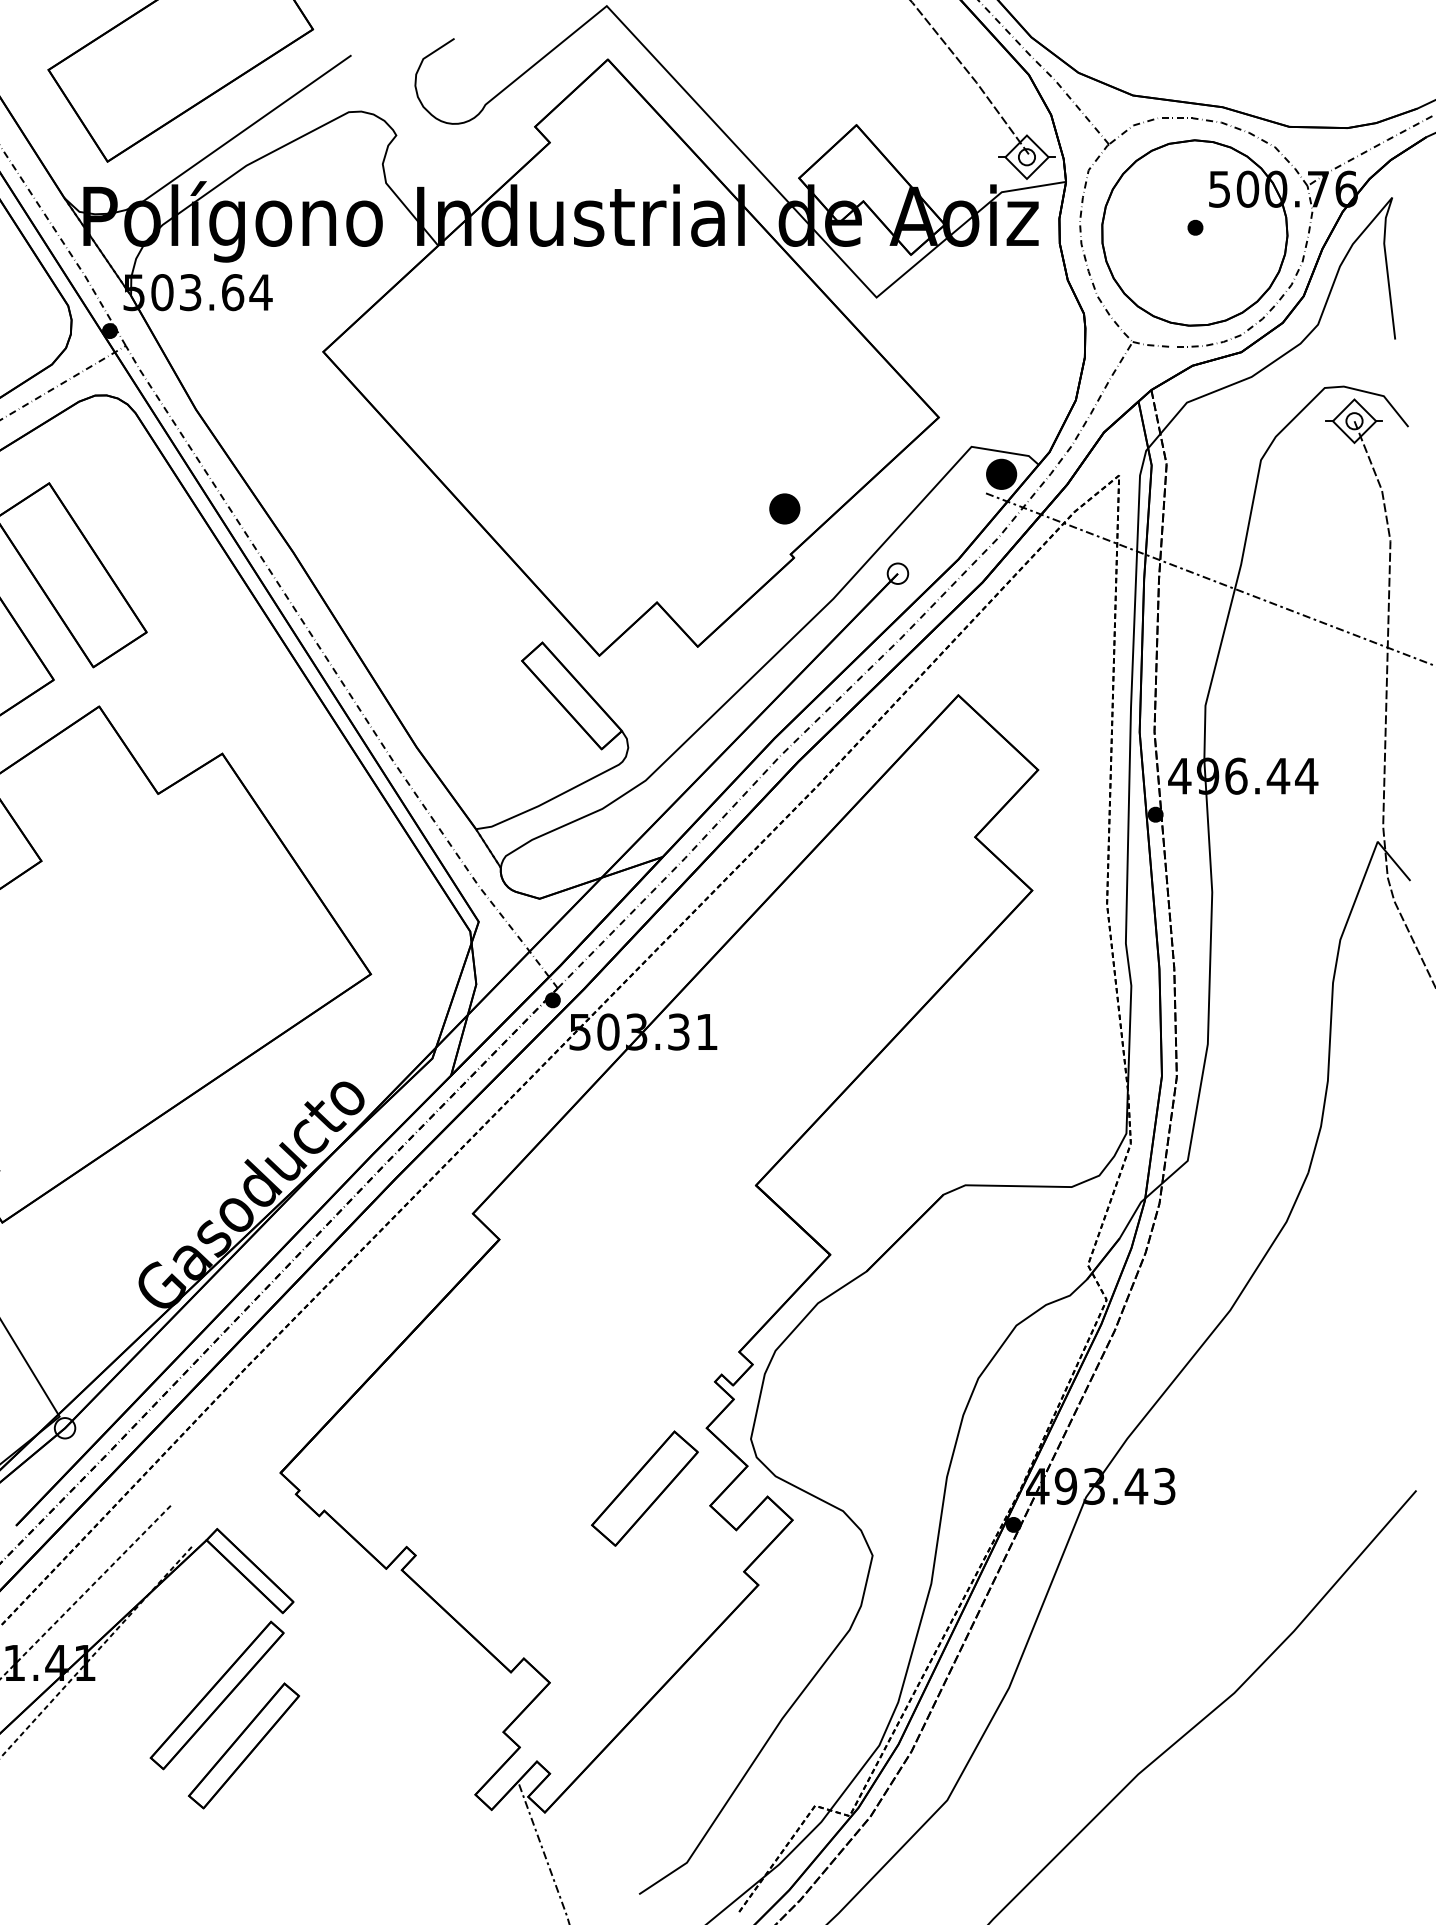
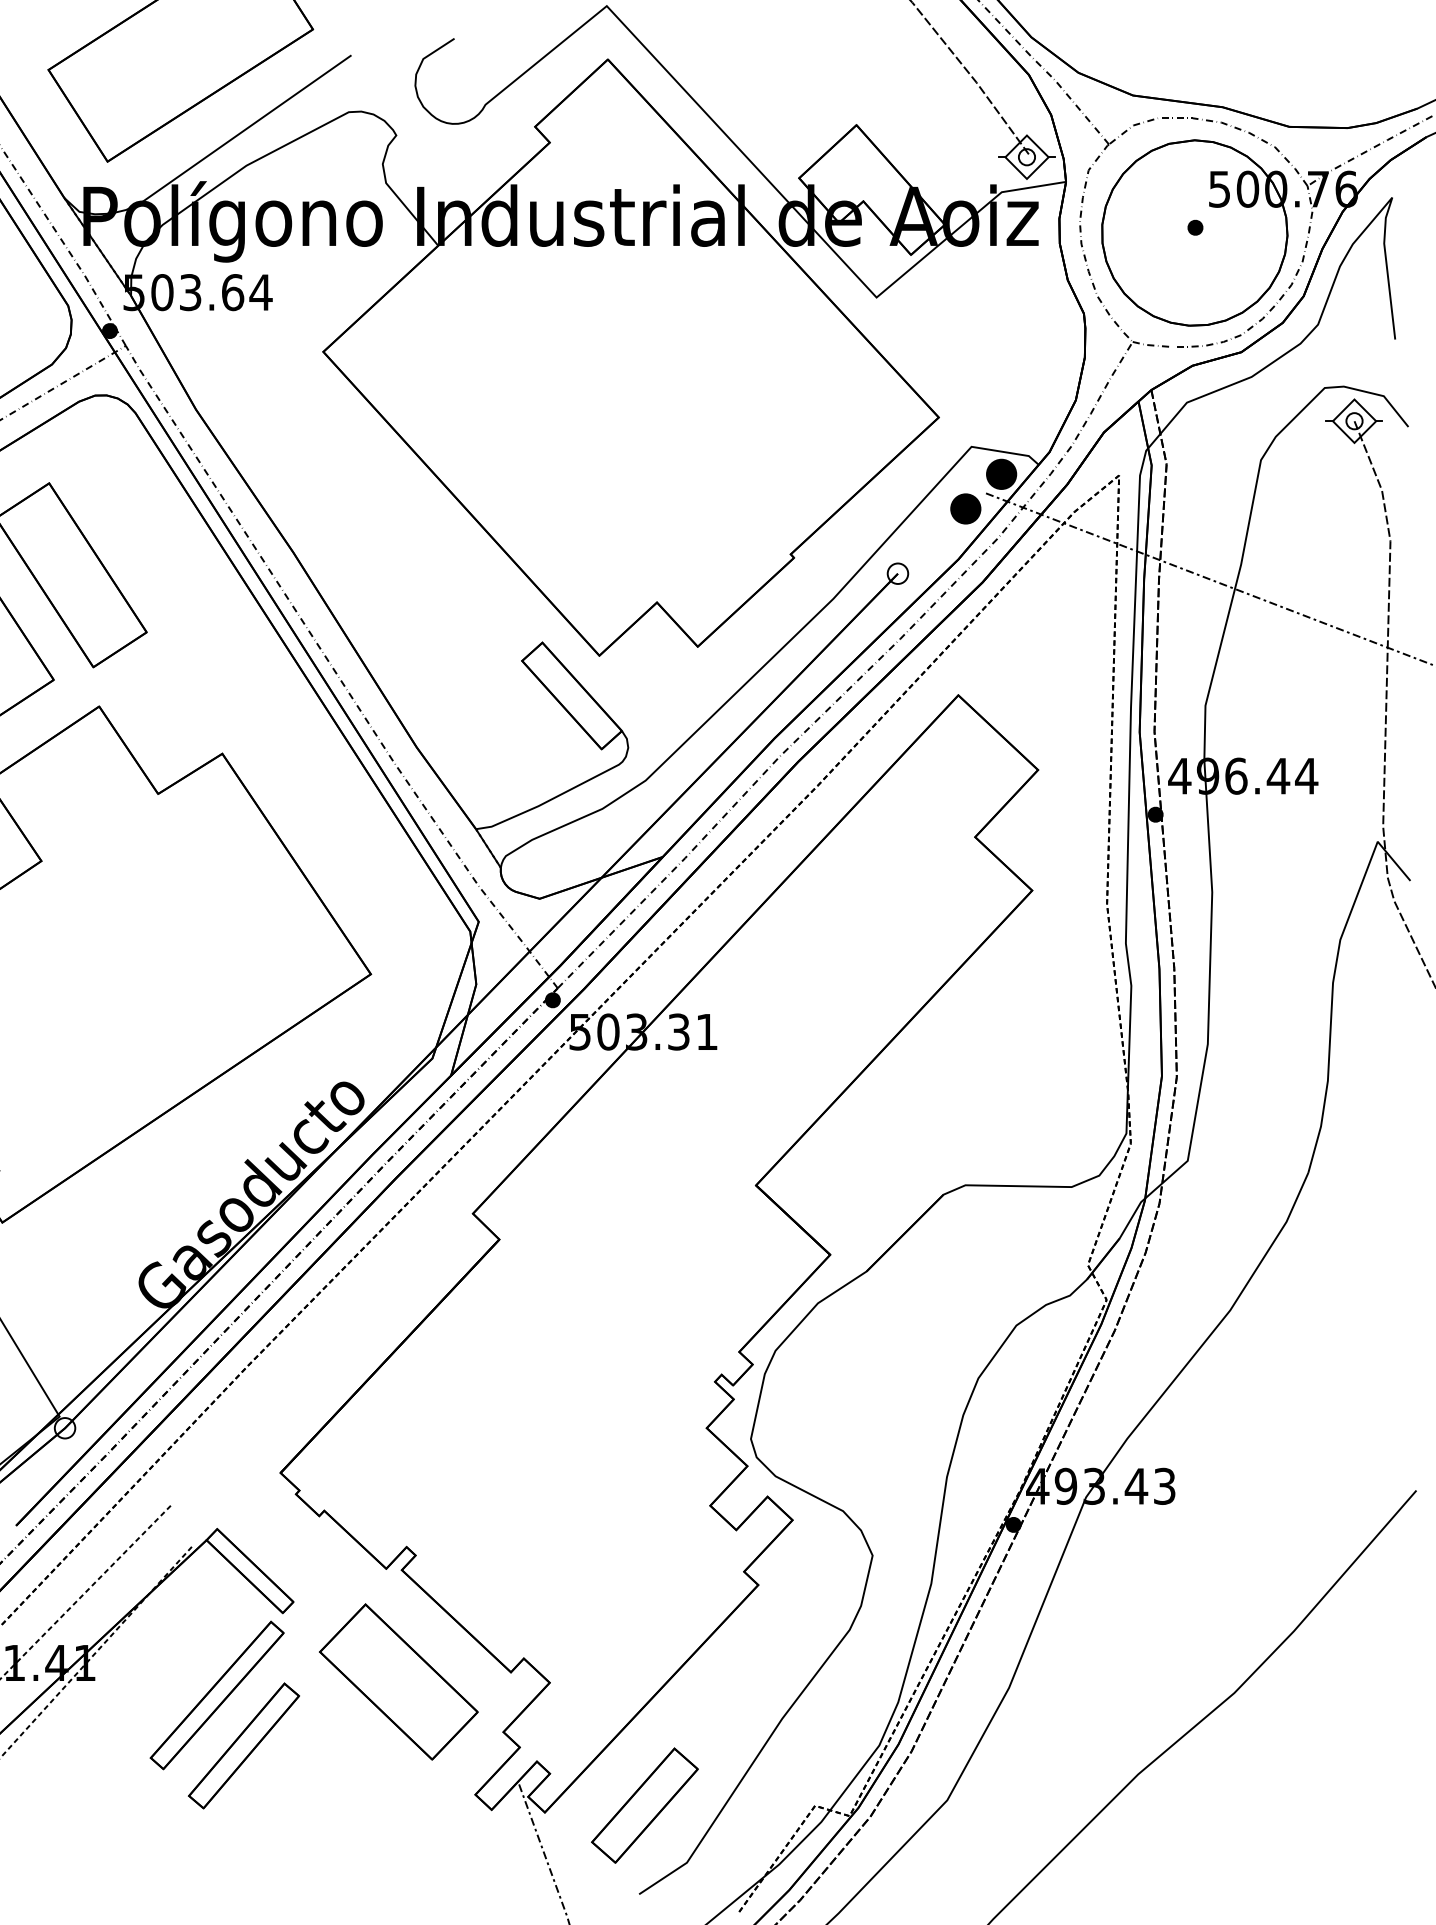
part position: (784, 508) -> (965, 508) (965, 508)
part position: (644, 1488) -> (644, 1805) (644, 1805)
part: none -> present (398, 1681)
